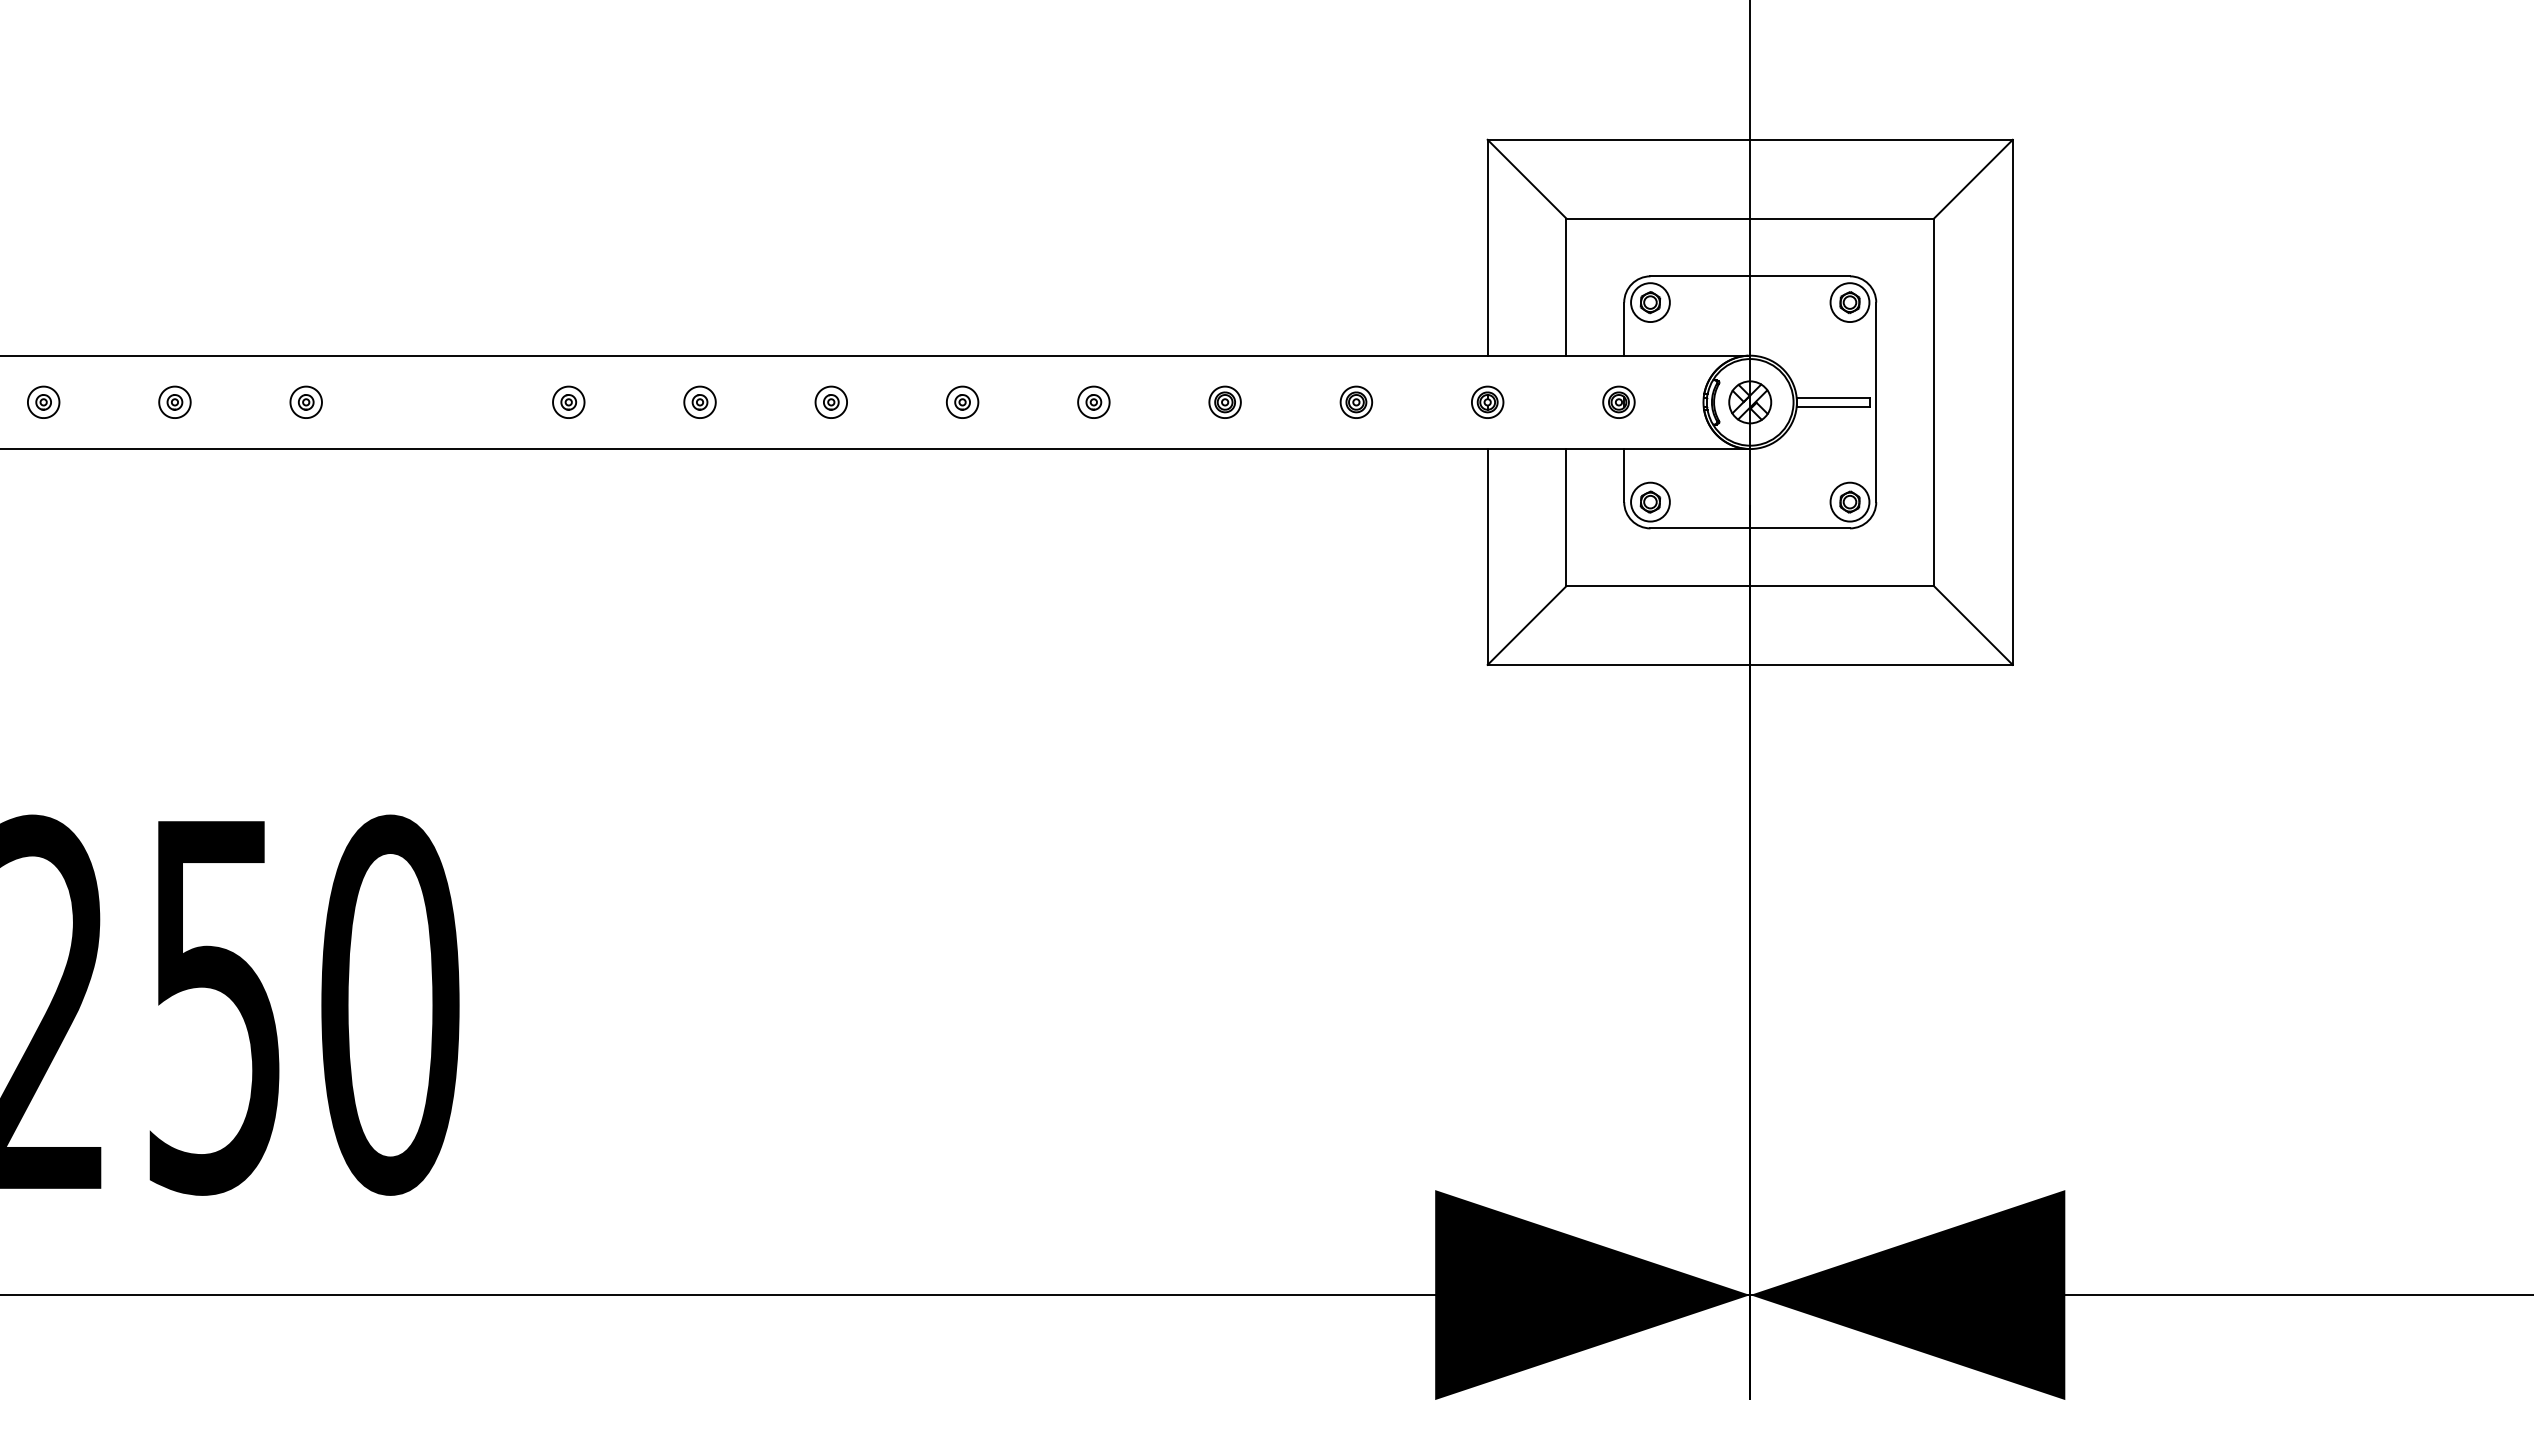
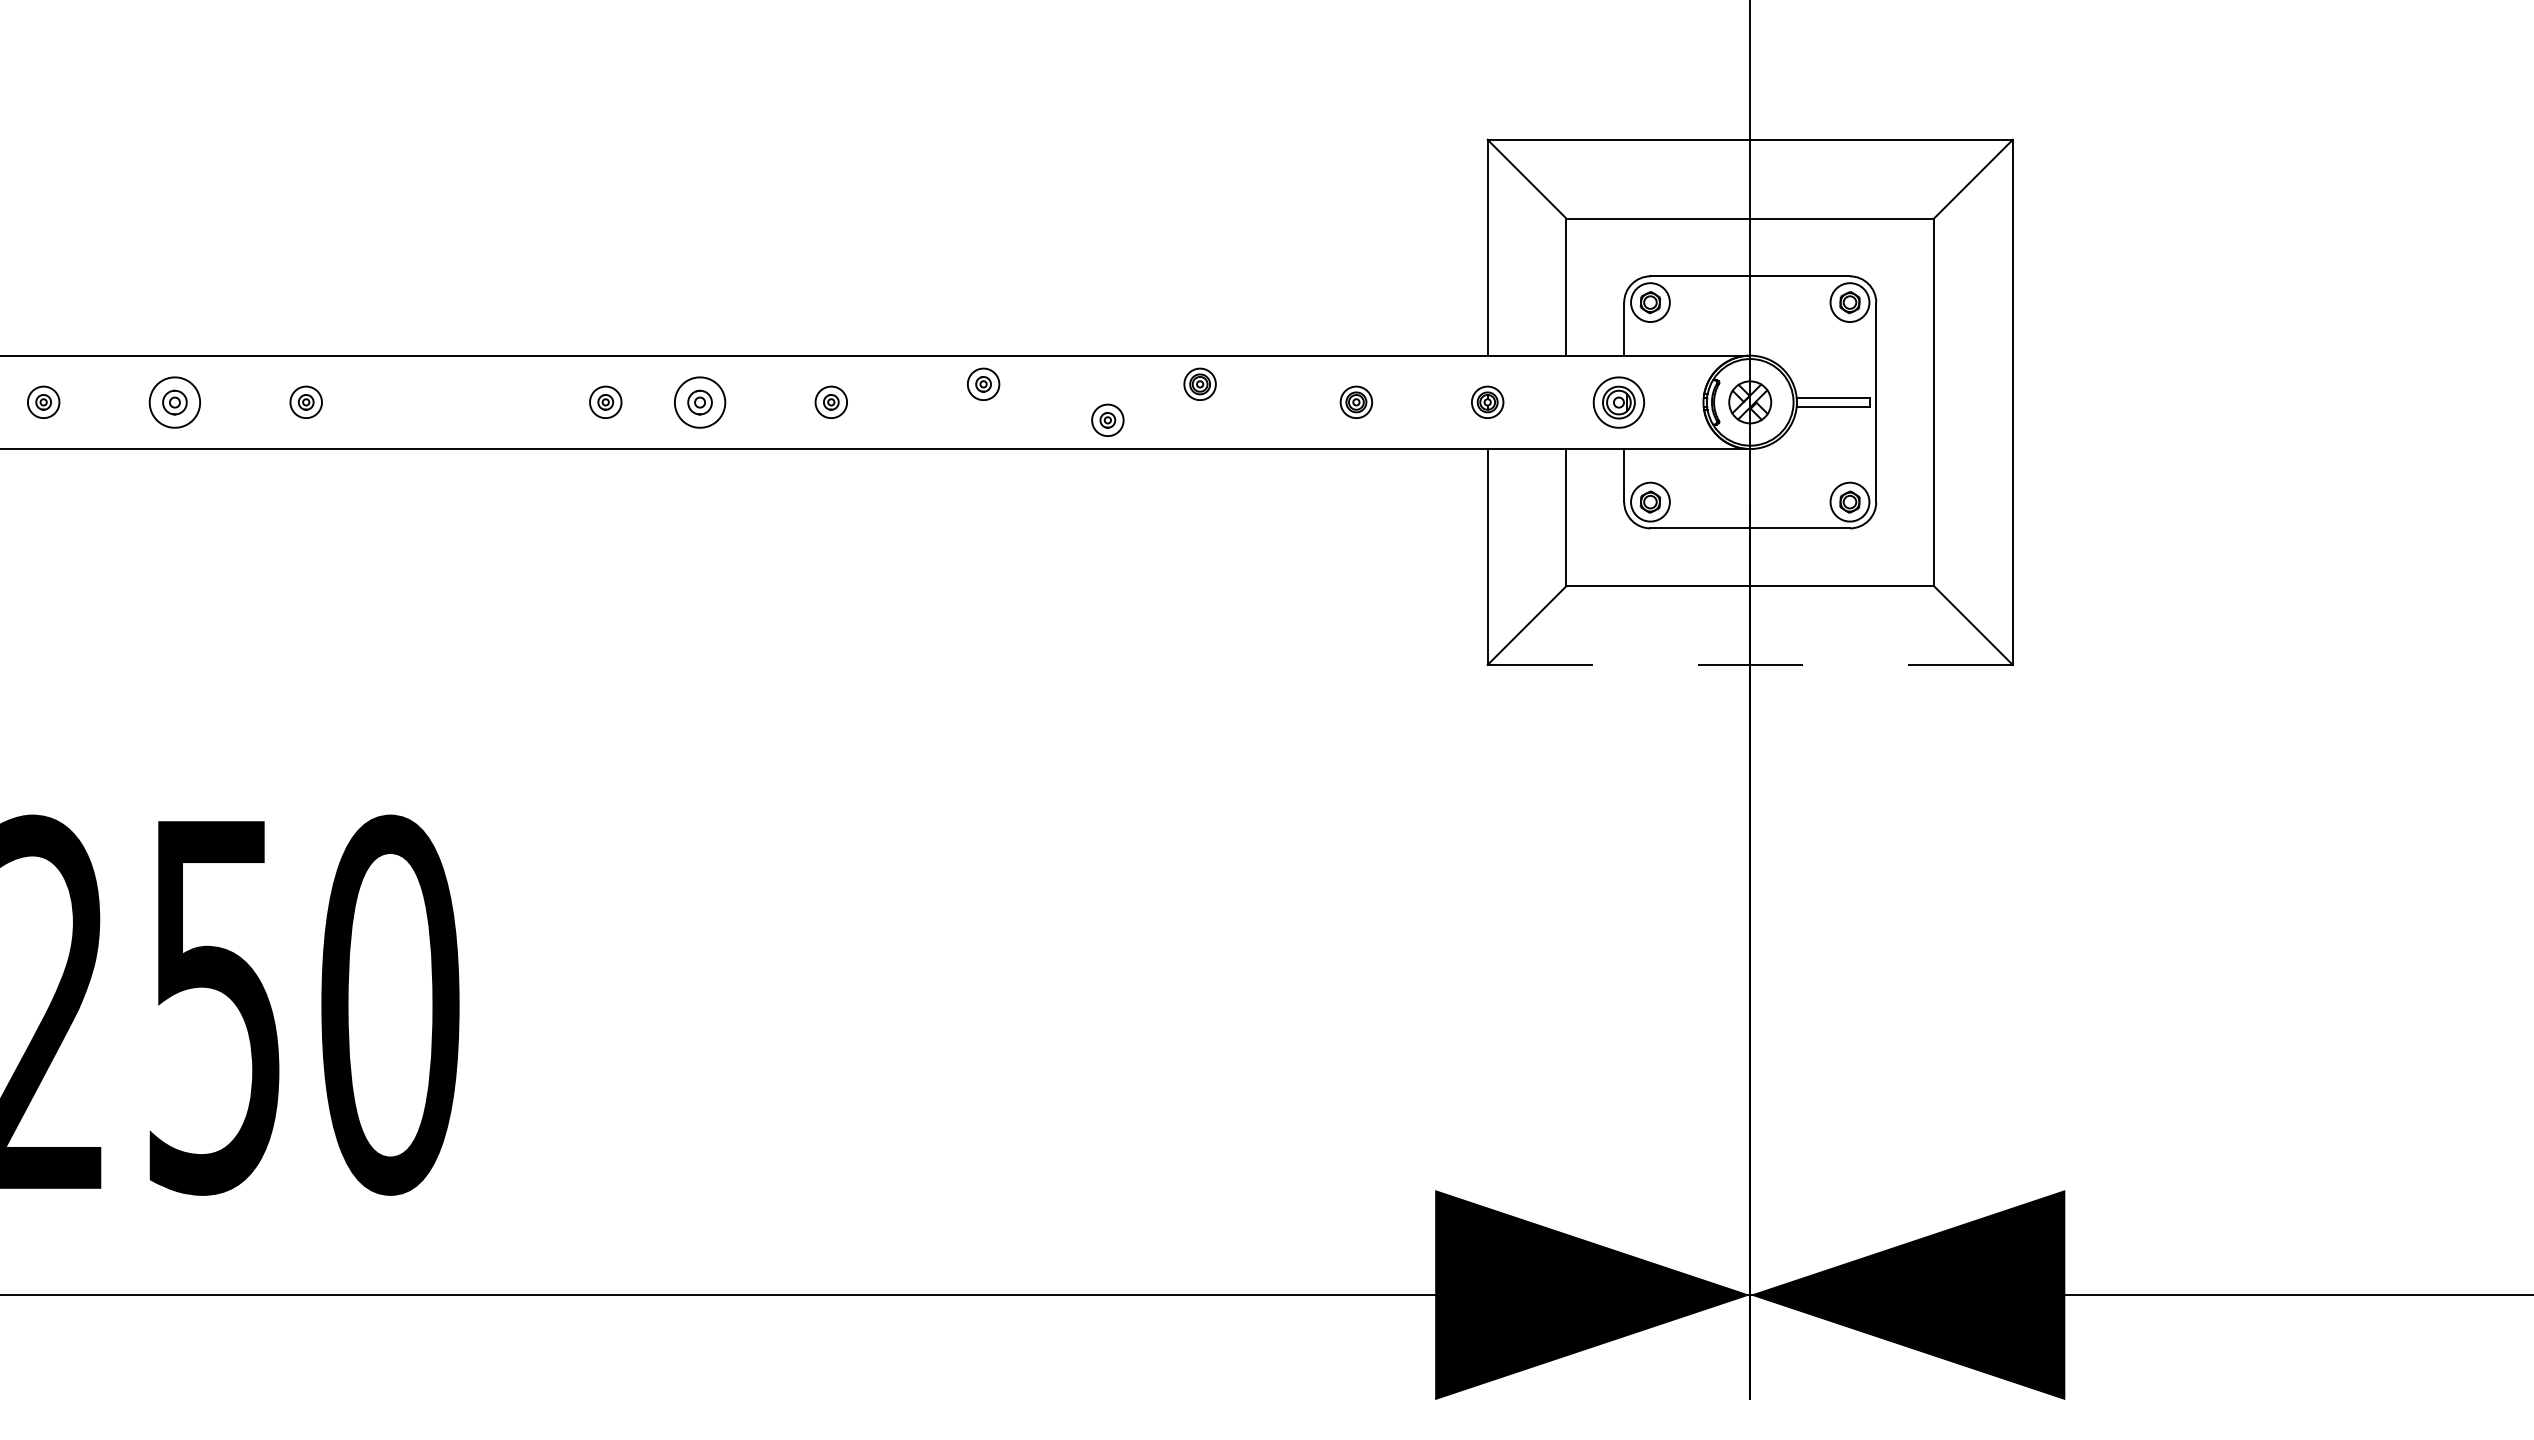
part size: 34x34 px -> 53x53 px (174, 402)
part position: (568, 401) -> (605, 401) (605, 401)
part size: 34x34 px -> 53x53 px (700, 402)
part position: (962, 401) -> (983, 383) (983, 383)
part position: (1093, 401) -> (1107, 419) (1107, 419)
part position: (1224, 401) -> (1199, 383) (1199, 383)
part size: 34x34 px -> 54x53 px (1618, 402)
line: solid -> dashed (1750, 664)
